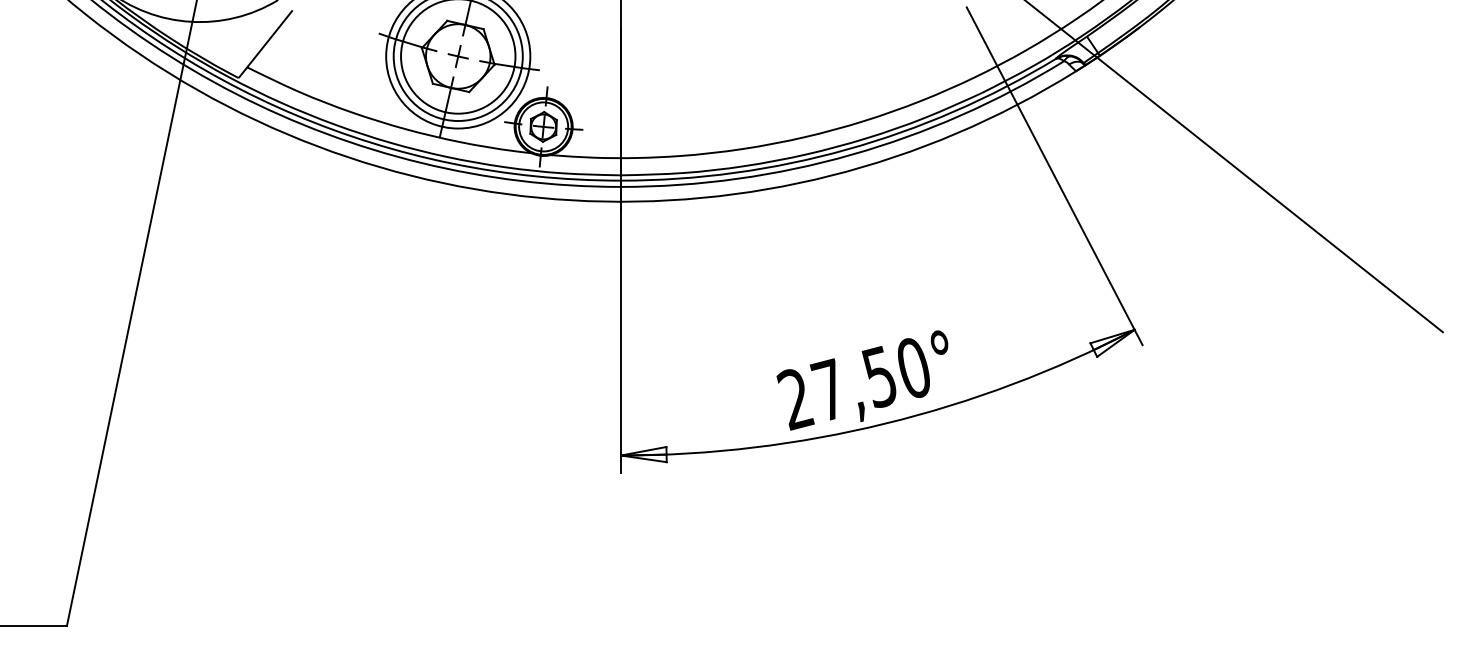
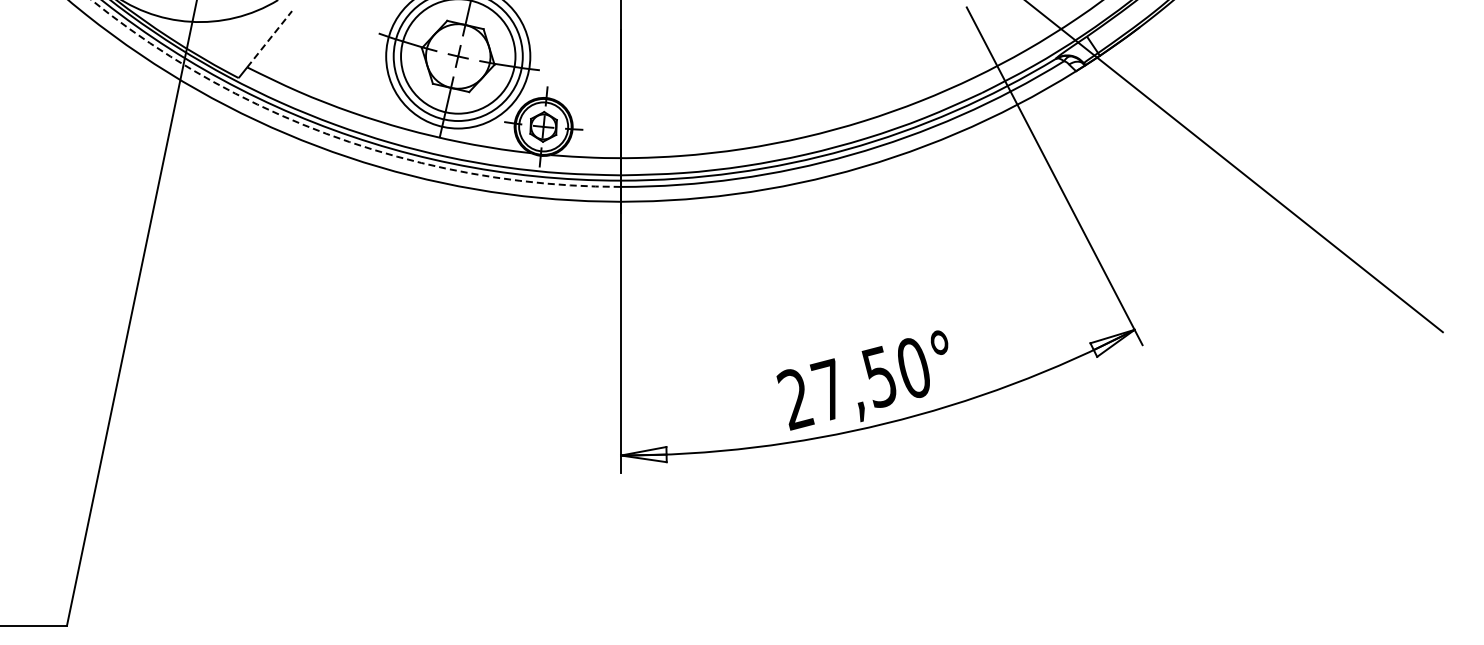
line: solid -> dashed (269, 39)
arc: solid -> dashed (342, 139)
